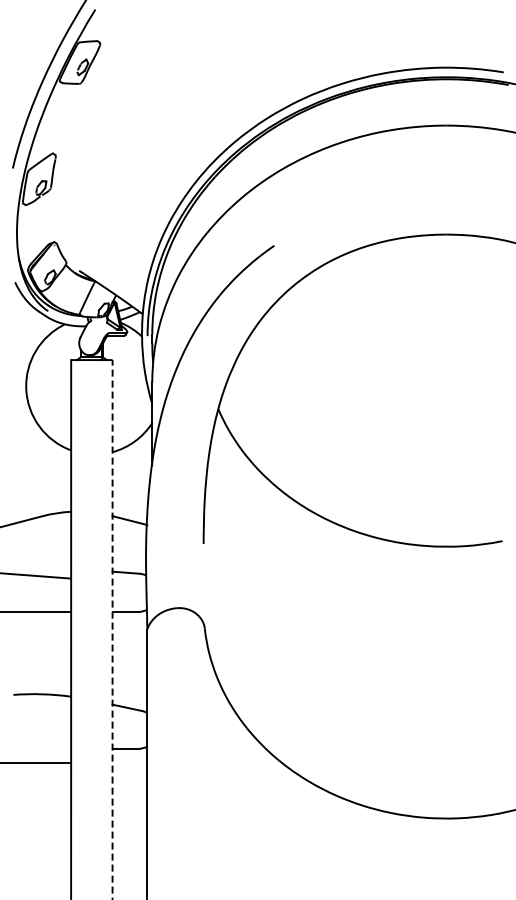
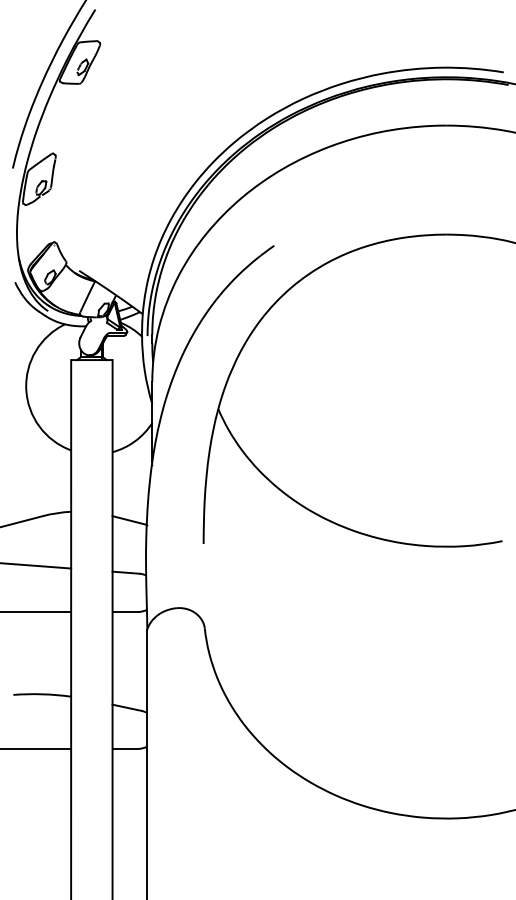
line position: (36, 575) -> (36, 565) (36, 565)
line: dashed -> solid (112, 629)
line position: (36, 762) -> (36, 748) (36, 748)
